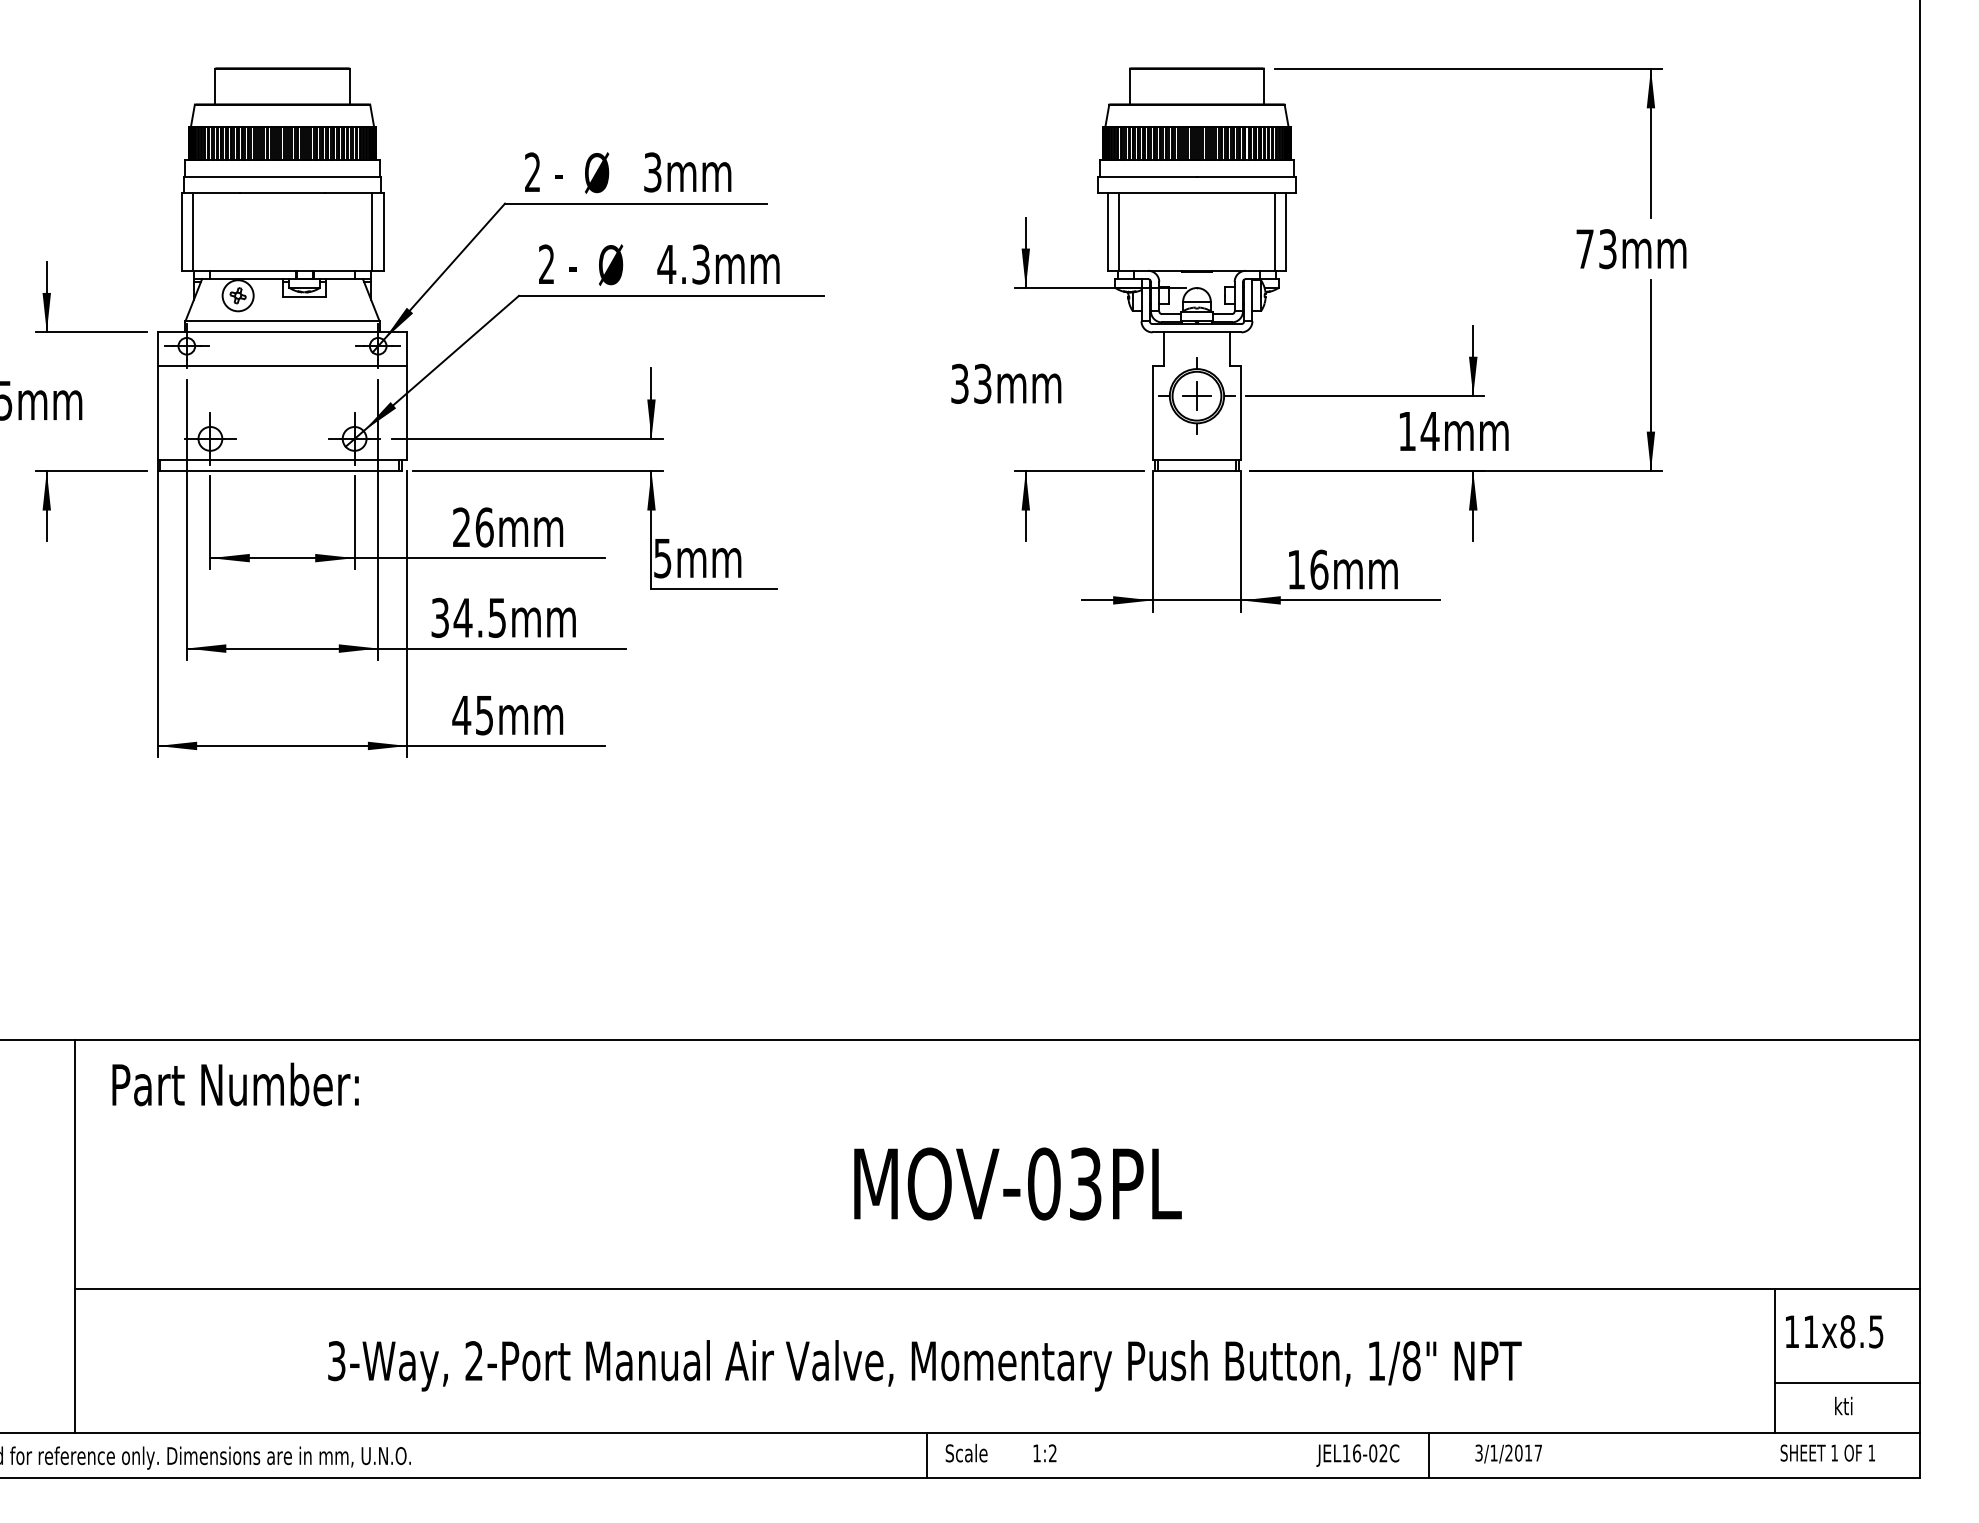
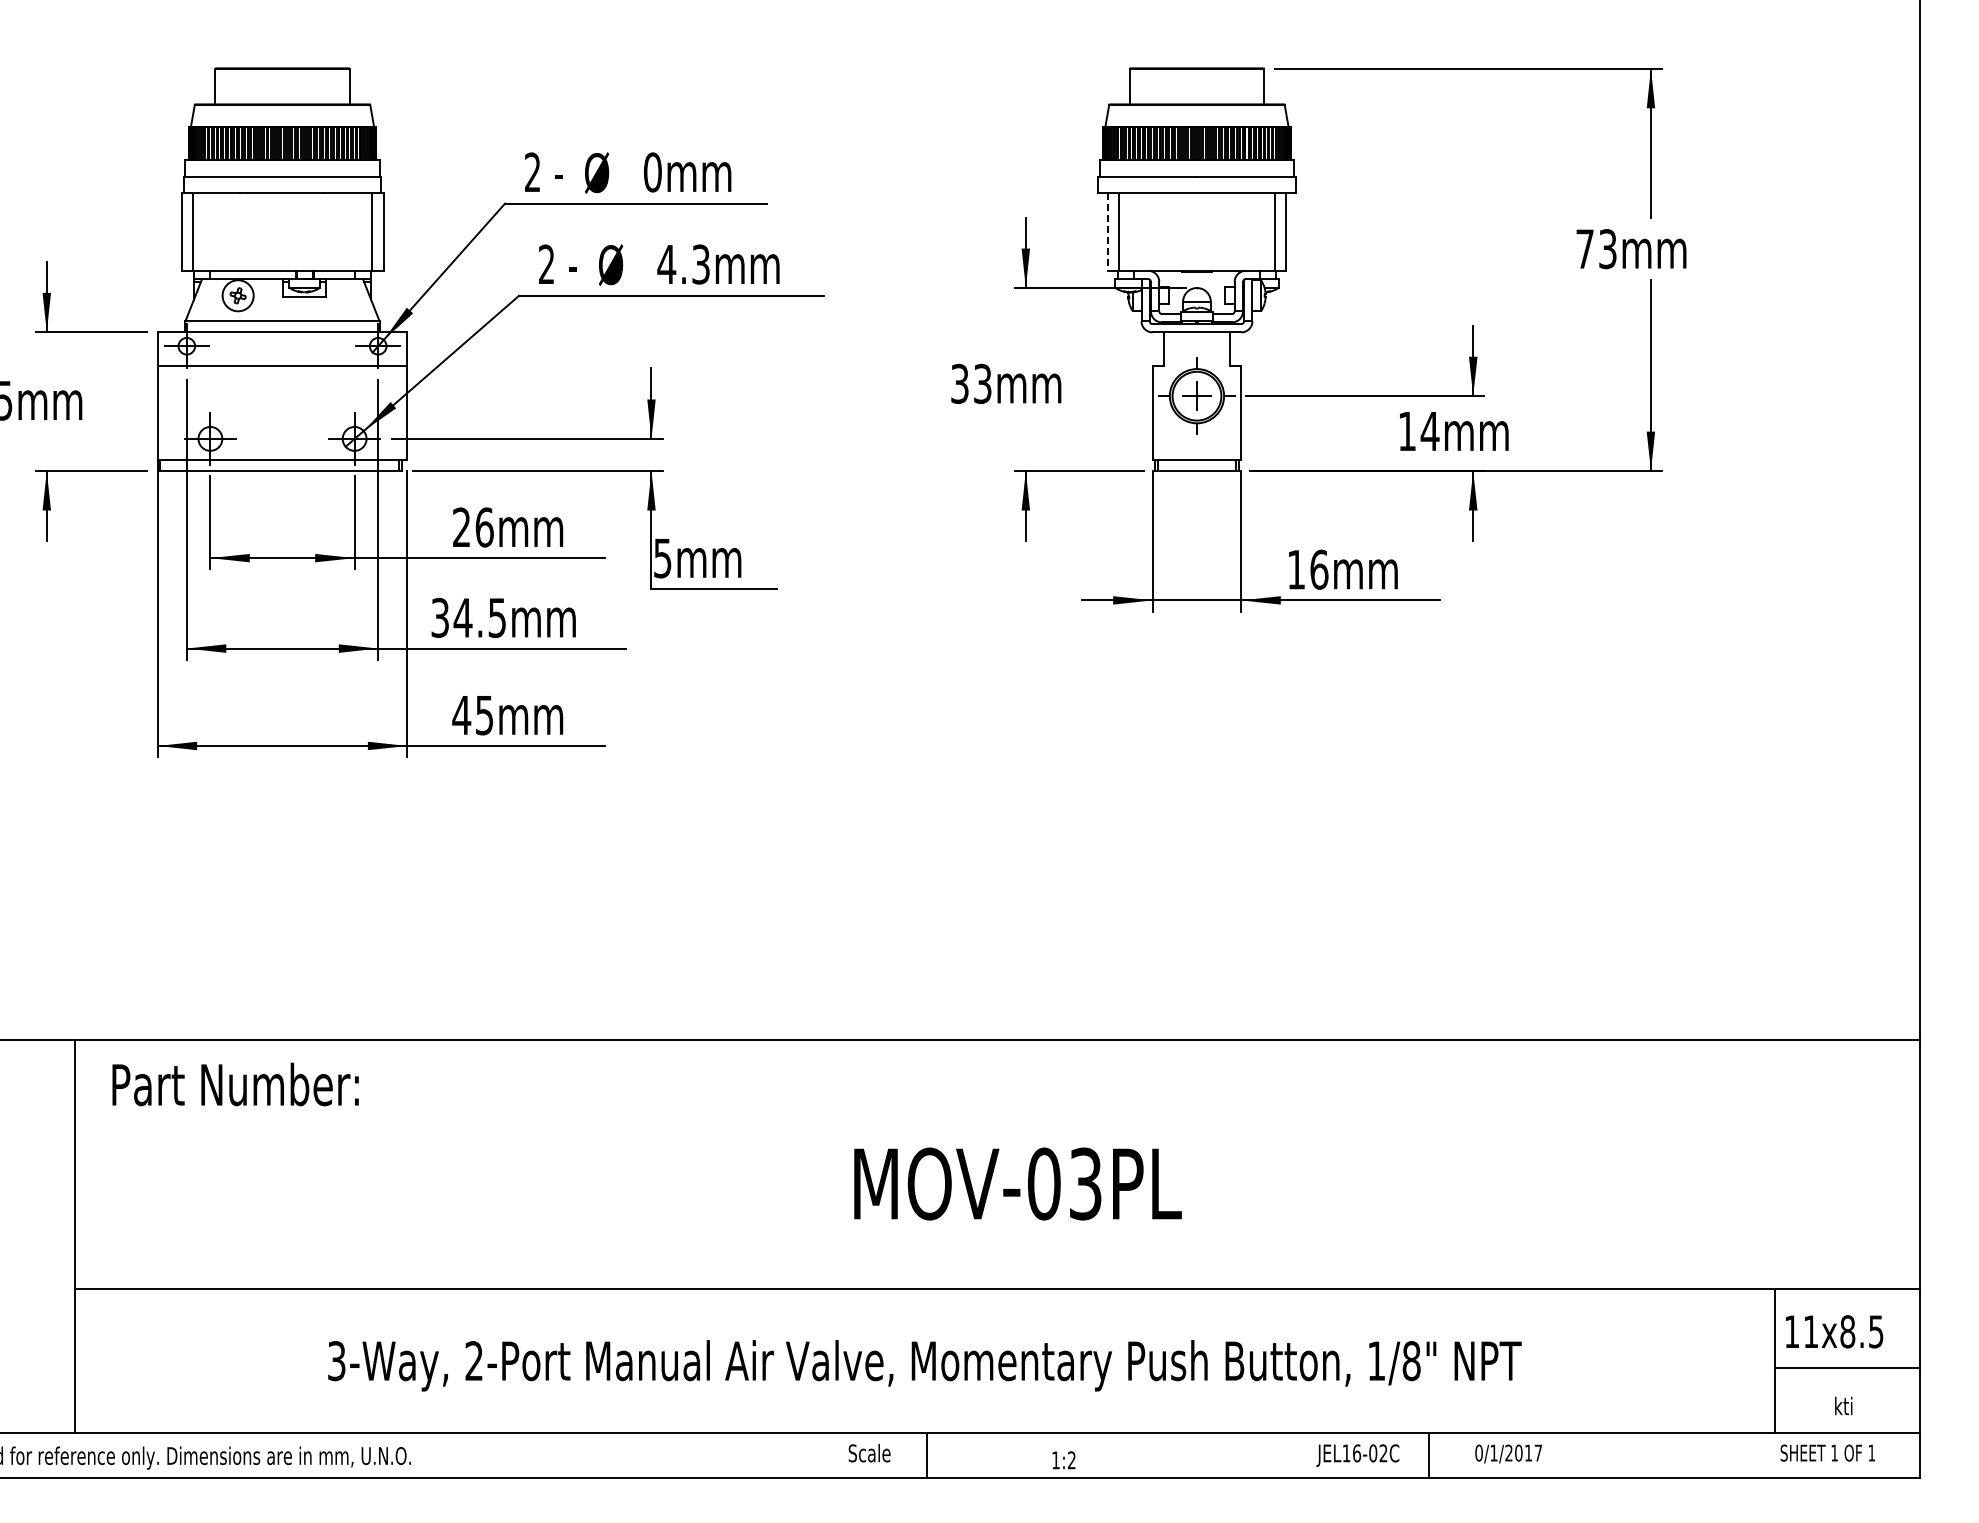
text: 3mm -> 0mm (652, 172)
line: solid -> dashed (1107, 231)
line position: (1847, 1383) -> (1847, 1368) (1847, 1368)
text position: (966, 1452) -> (869, 1452) (869, 1452)
text: 3/1/2017 -> 0/1/2017 (1478, 1452)
text position: (1044, 1453) -> (1063, 1460) (1063, 1460)
